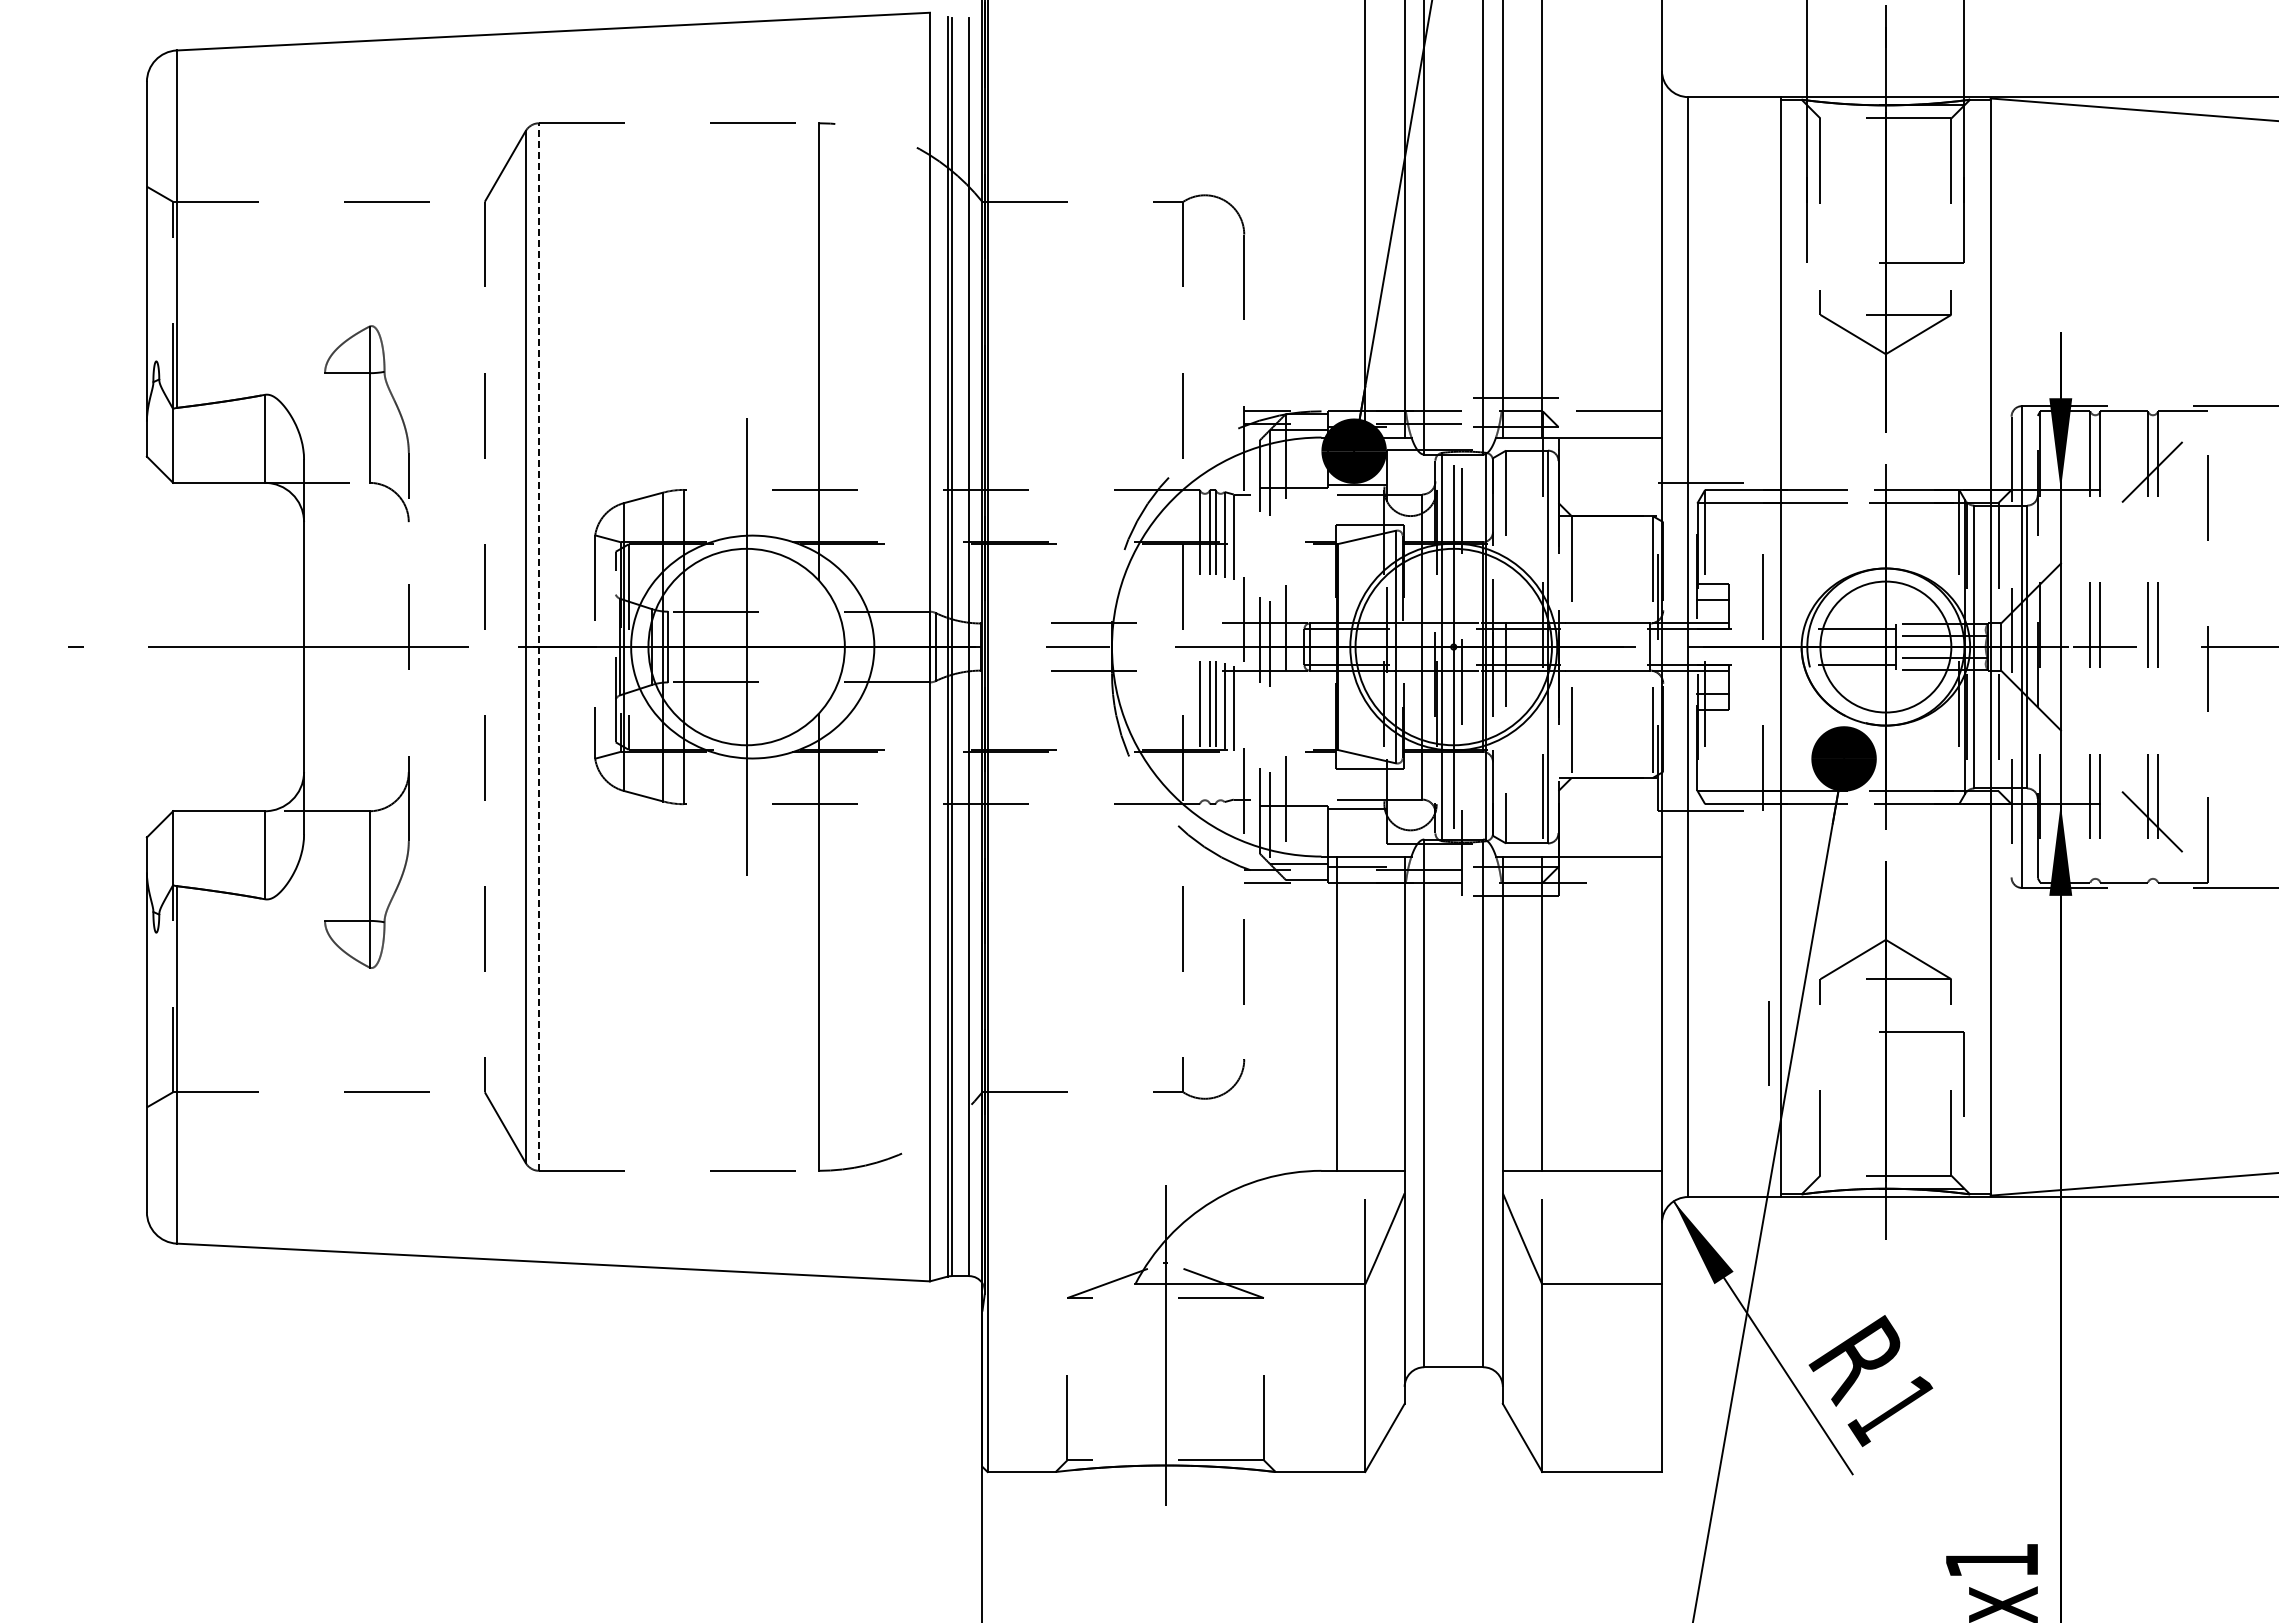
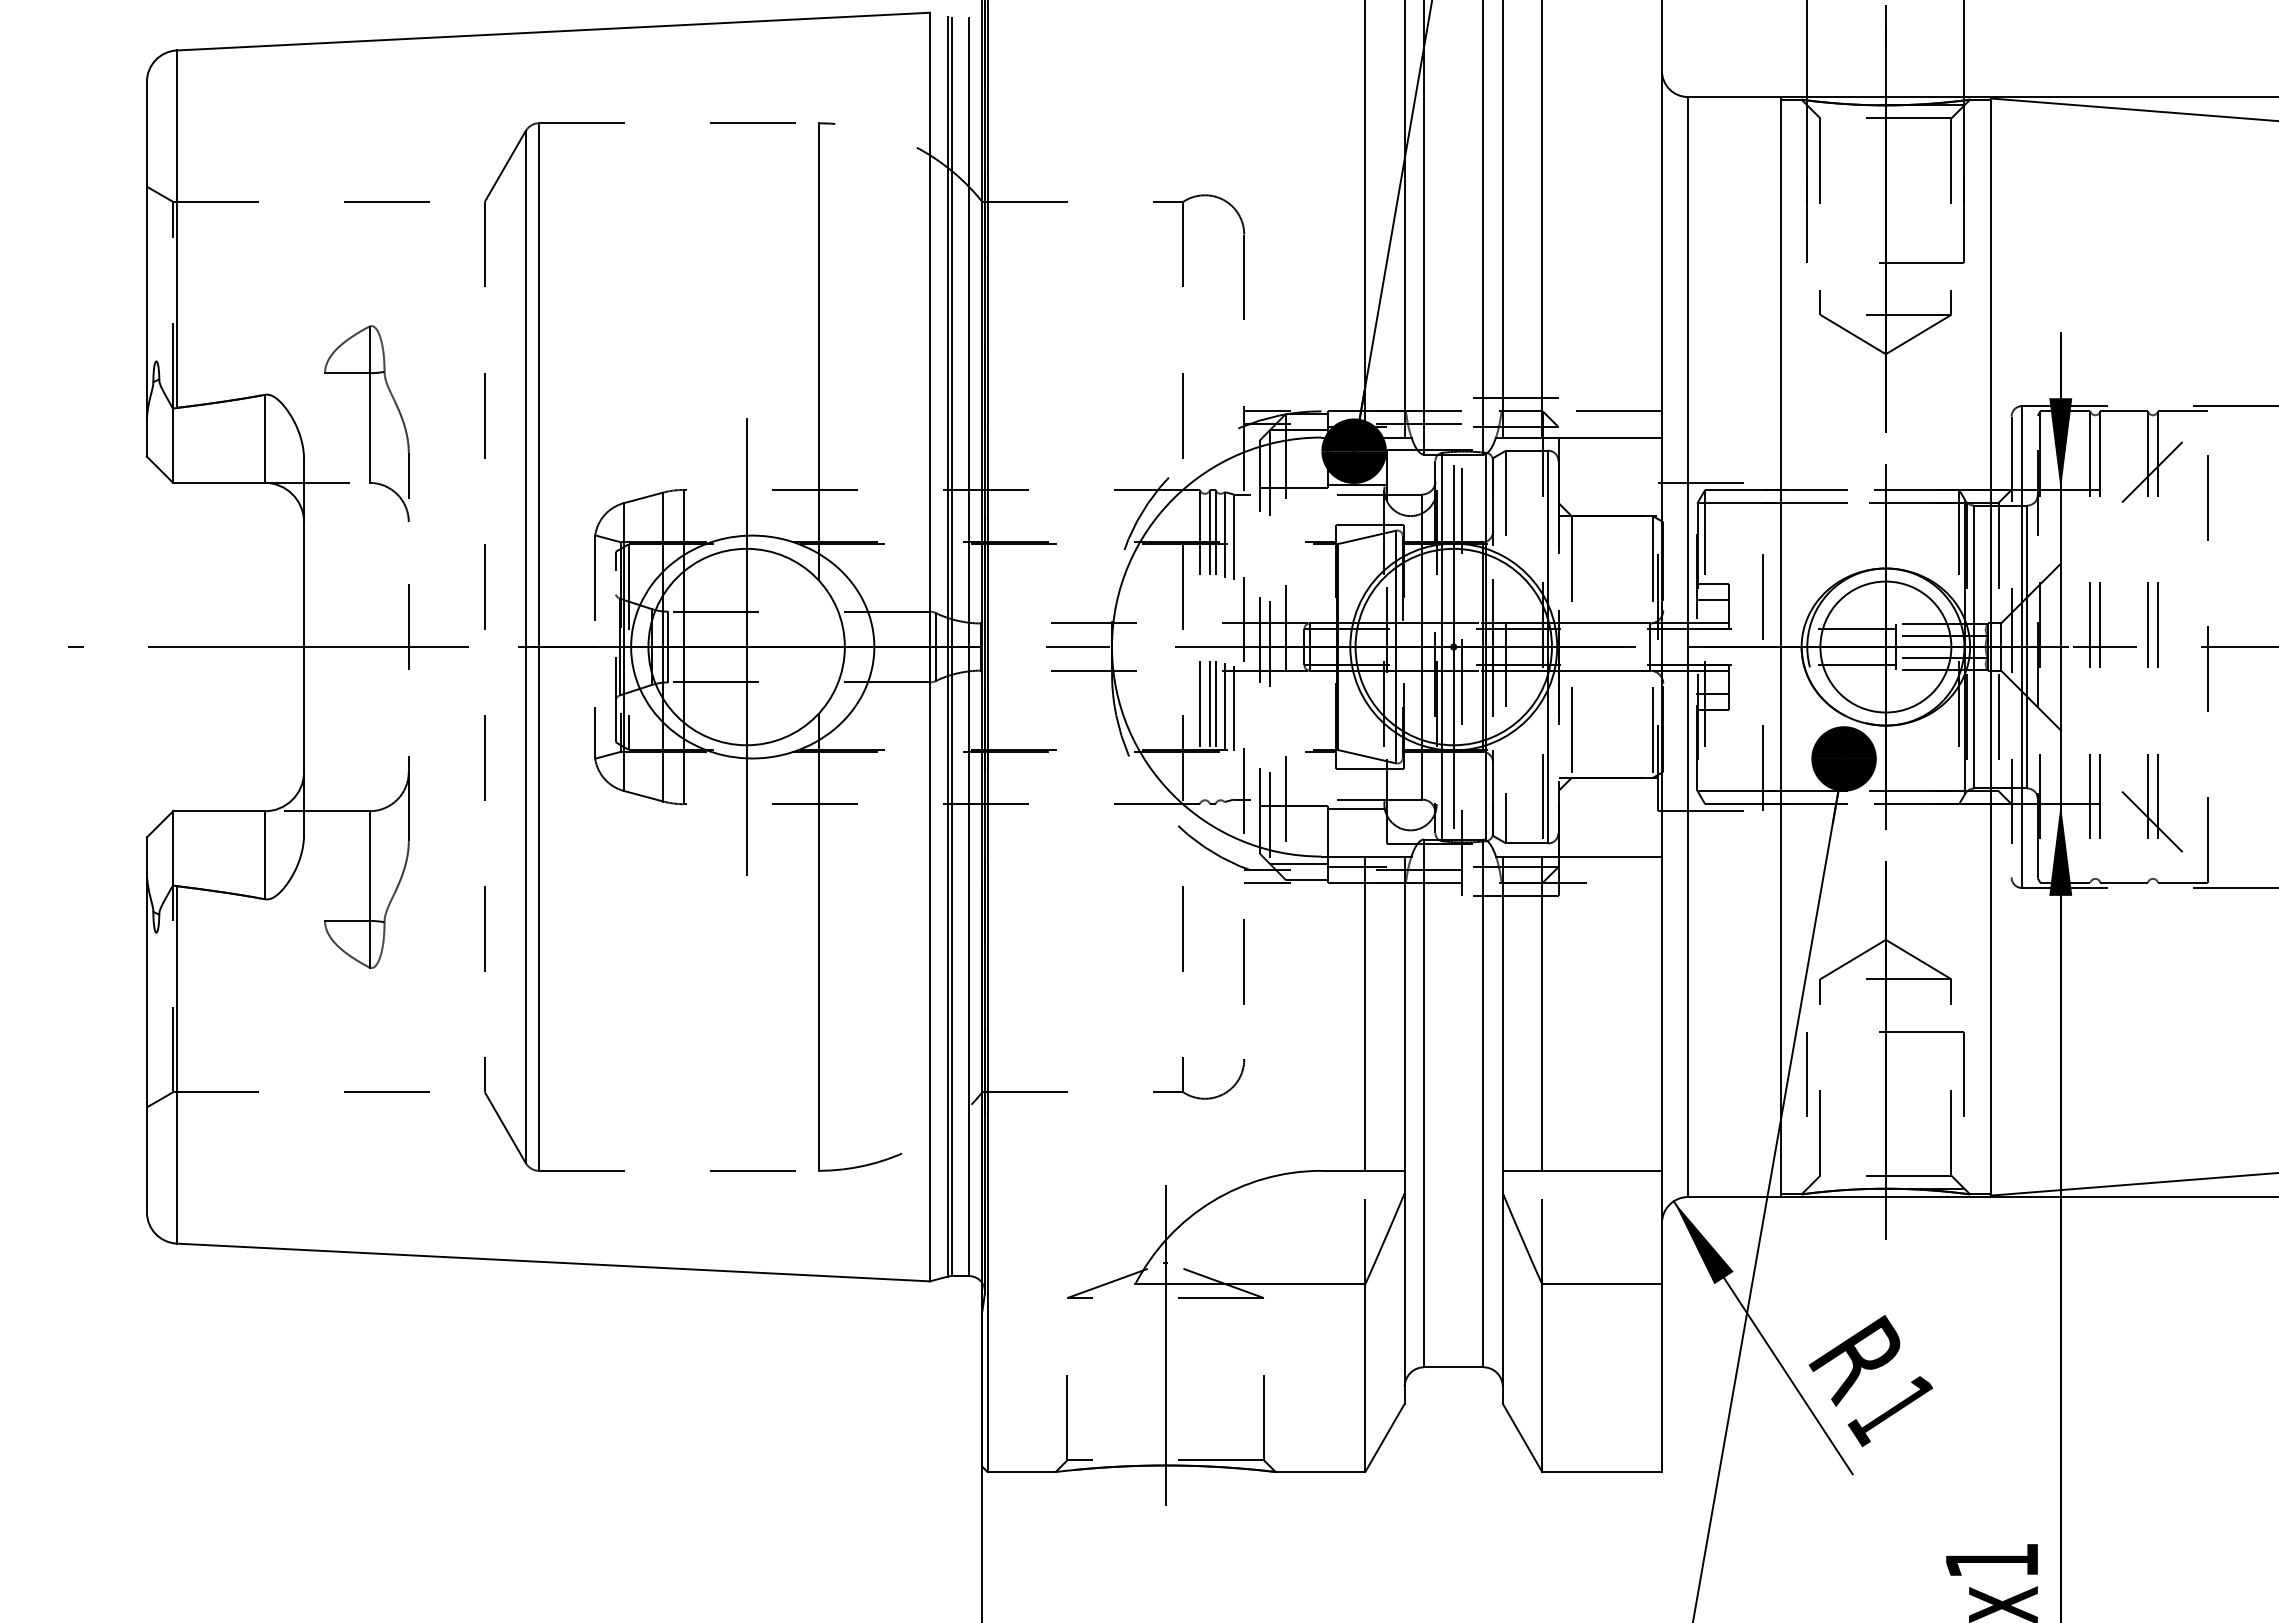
line: dashed -> solid (539, 647)
line position: (1337, 1013) -> (1365, 1013) (1365, 1013)
line position: (1768, 1043) -> (1806, 1074) (1806, 1074)
